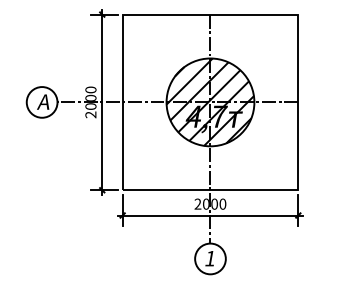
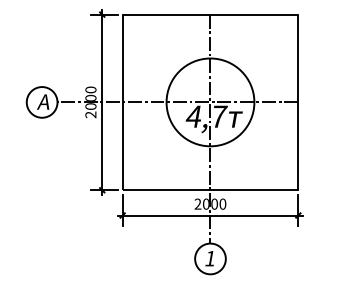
hatch: present -> none (209, 101)
